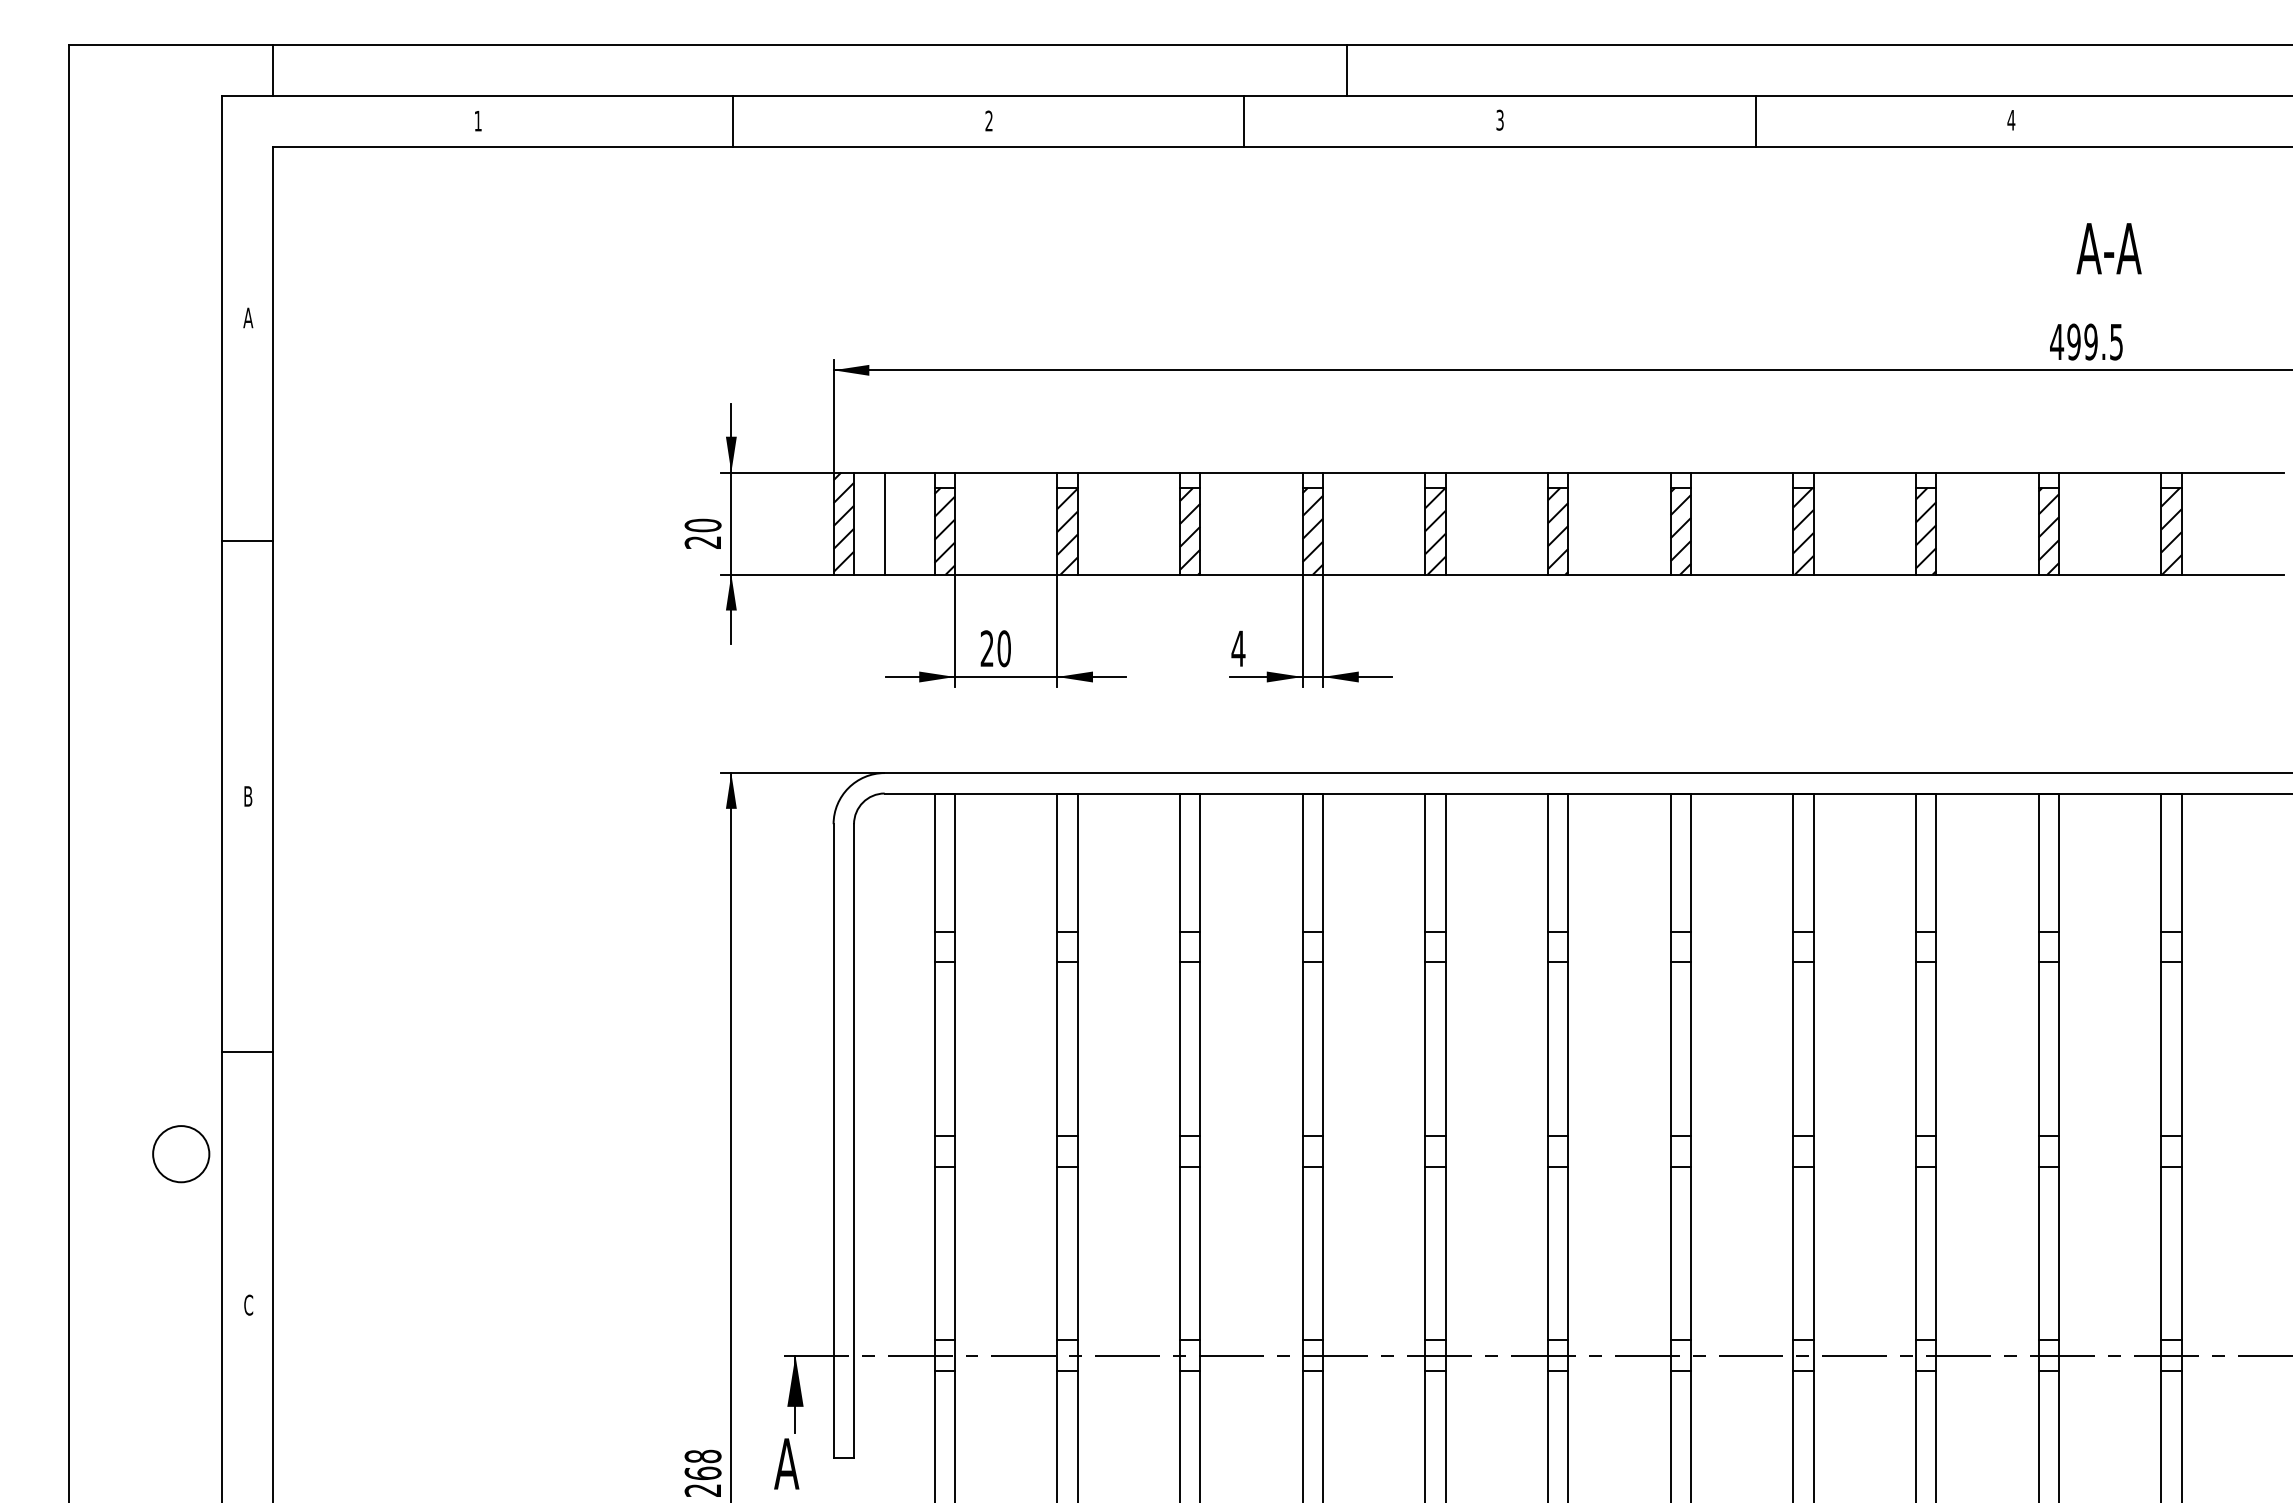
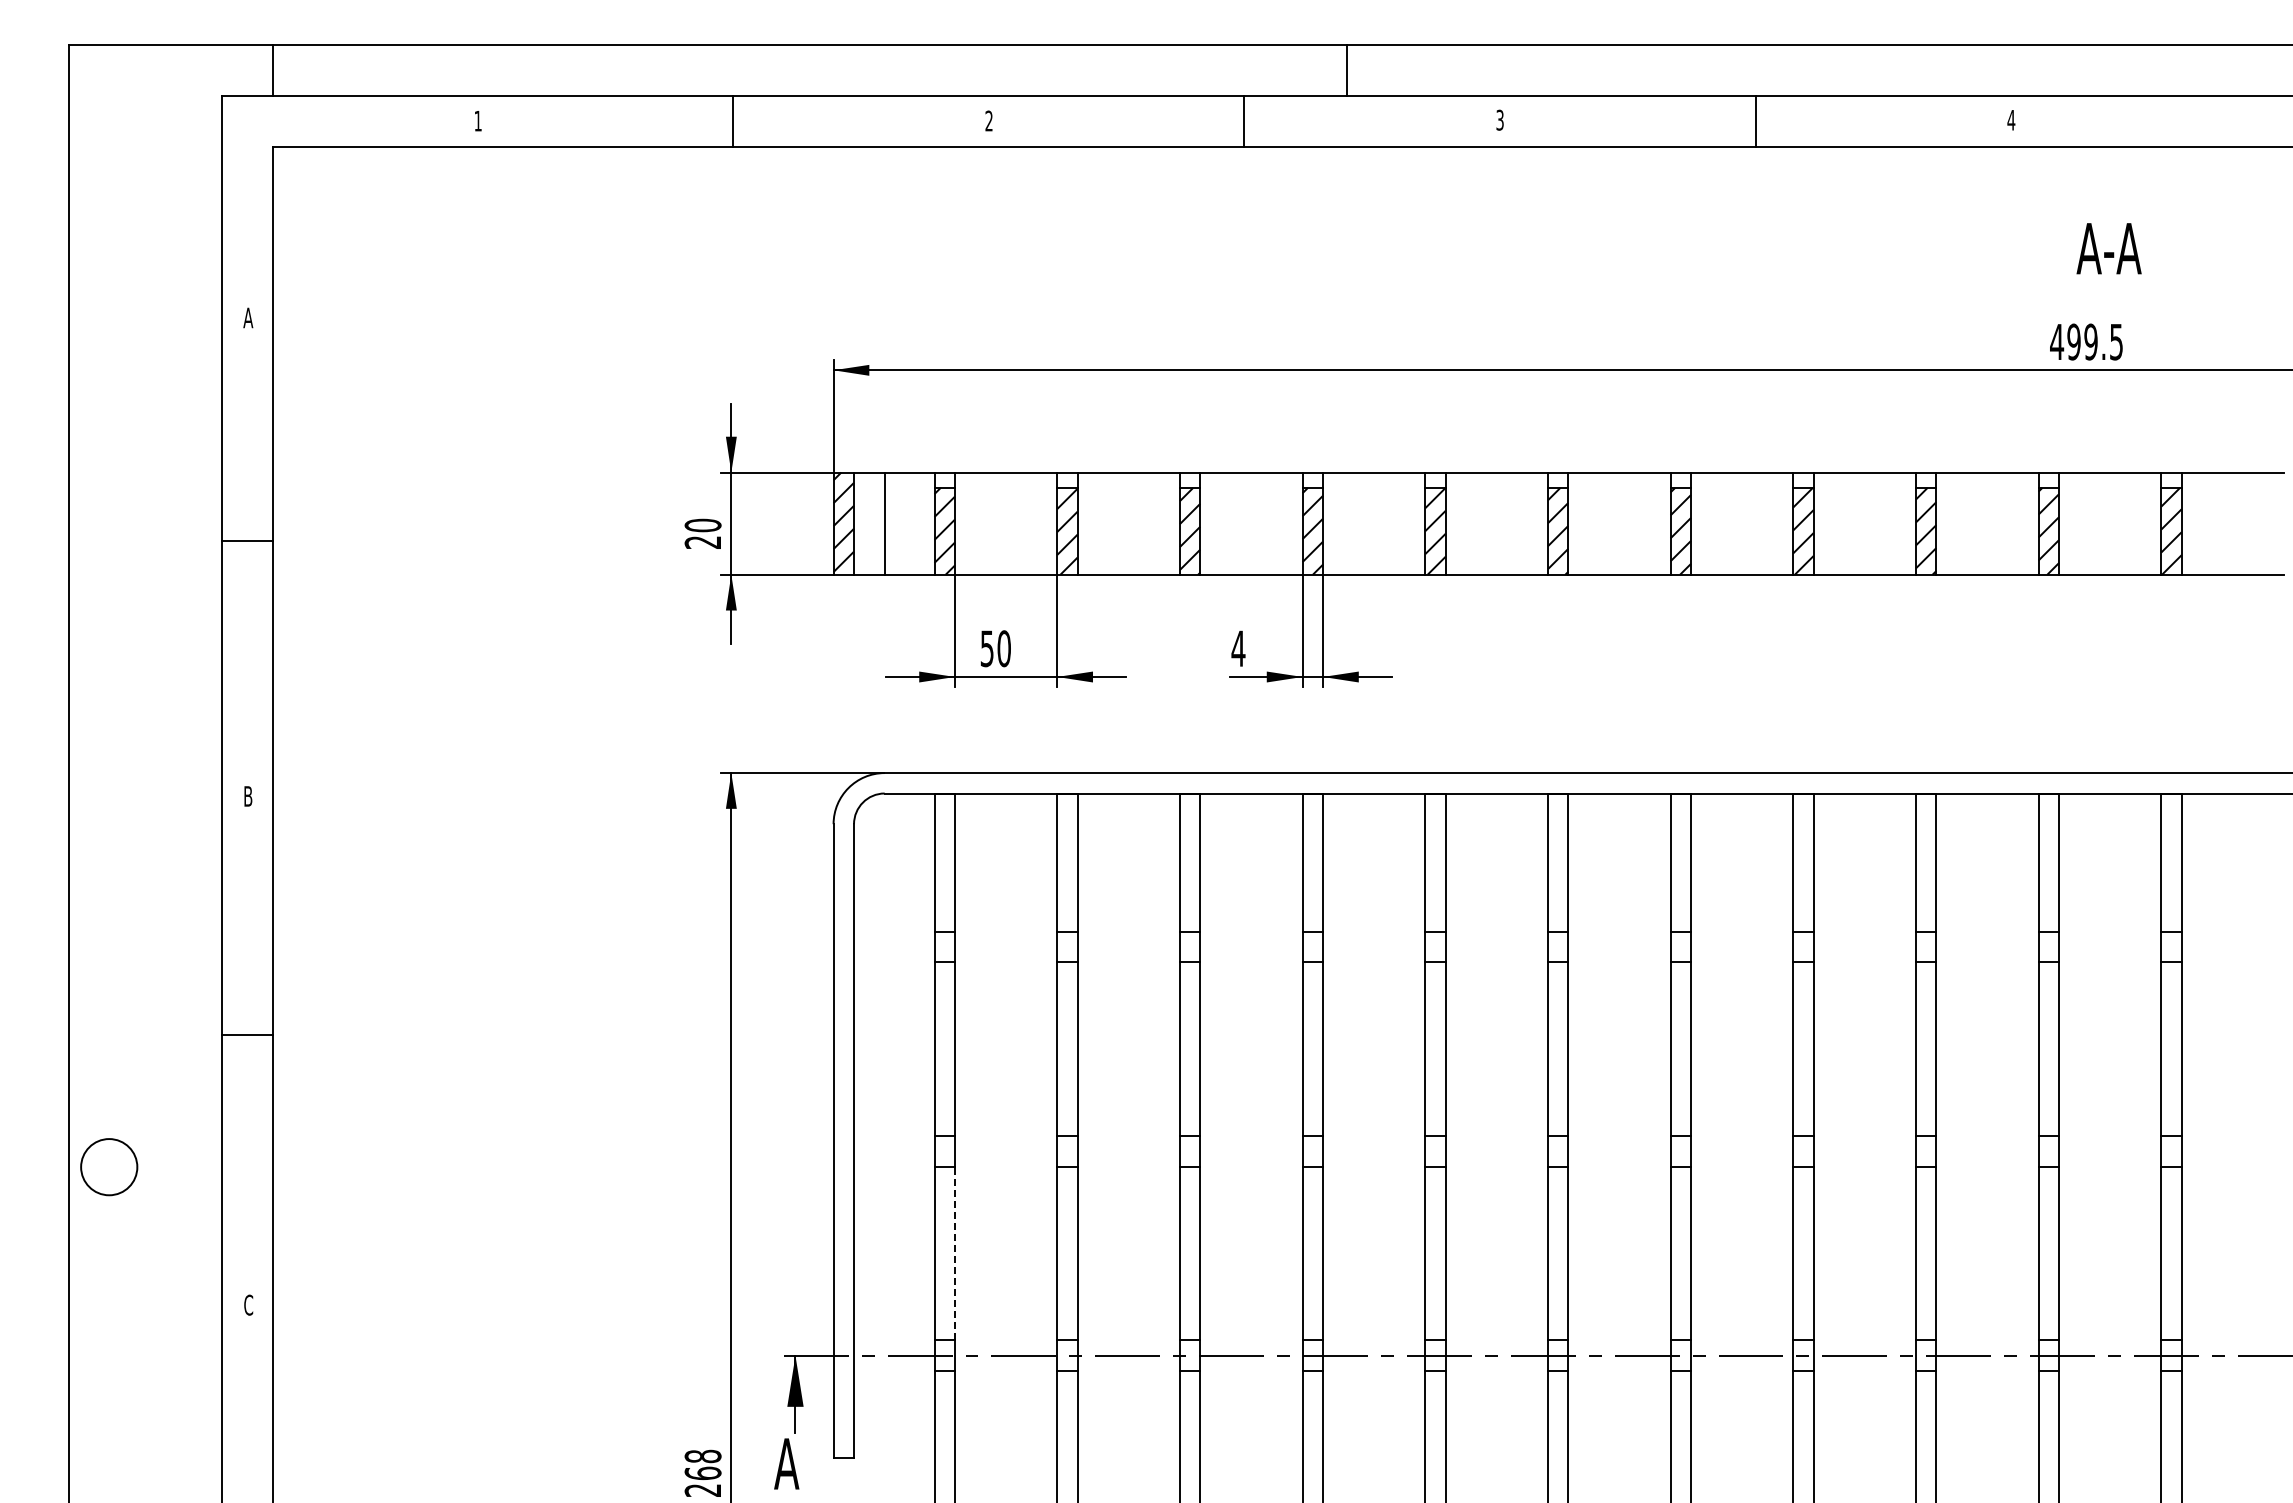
text: 20 -> 50 (986, 648)
line position: (247, 1051) -> (247, 1034) (247, 1034)
circle position: (181, 1154) -> (109, 1167) (109, 1167)
line: solid -> dashed (954, 1253)
